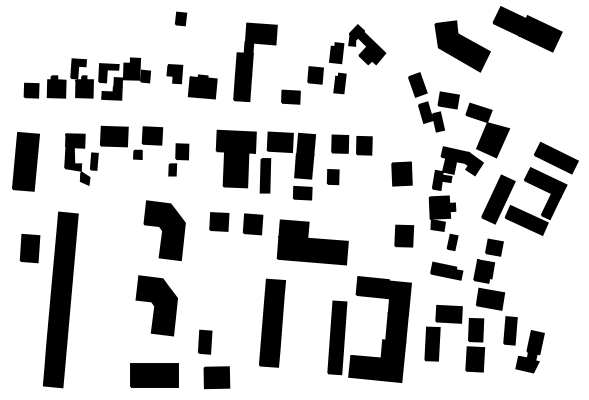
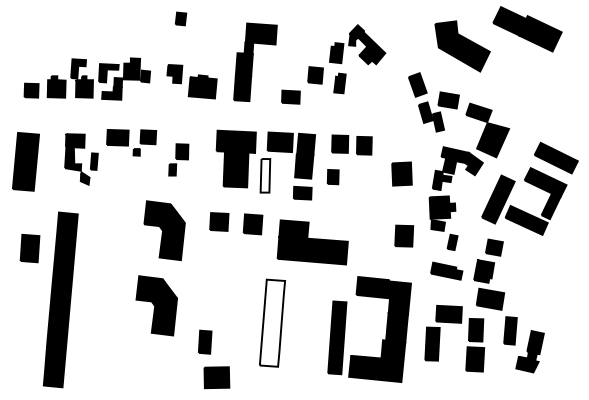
part size: 64x35 px -> 52x28 px (131, 142)
fill: present -> none (265, 175)
fill: present -> none (272, 322)
part: present -> none (154, 375)
